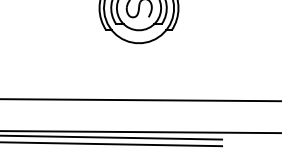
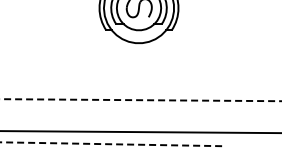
line: solid -> dashed (140, 100)
line: present -> none (112, 137)
line: solid -> dashed (111, 144)
